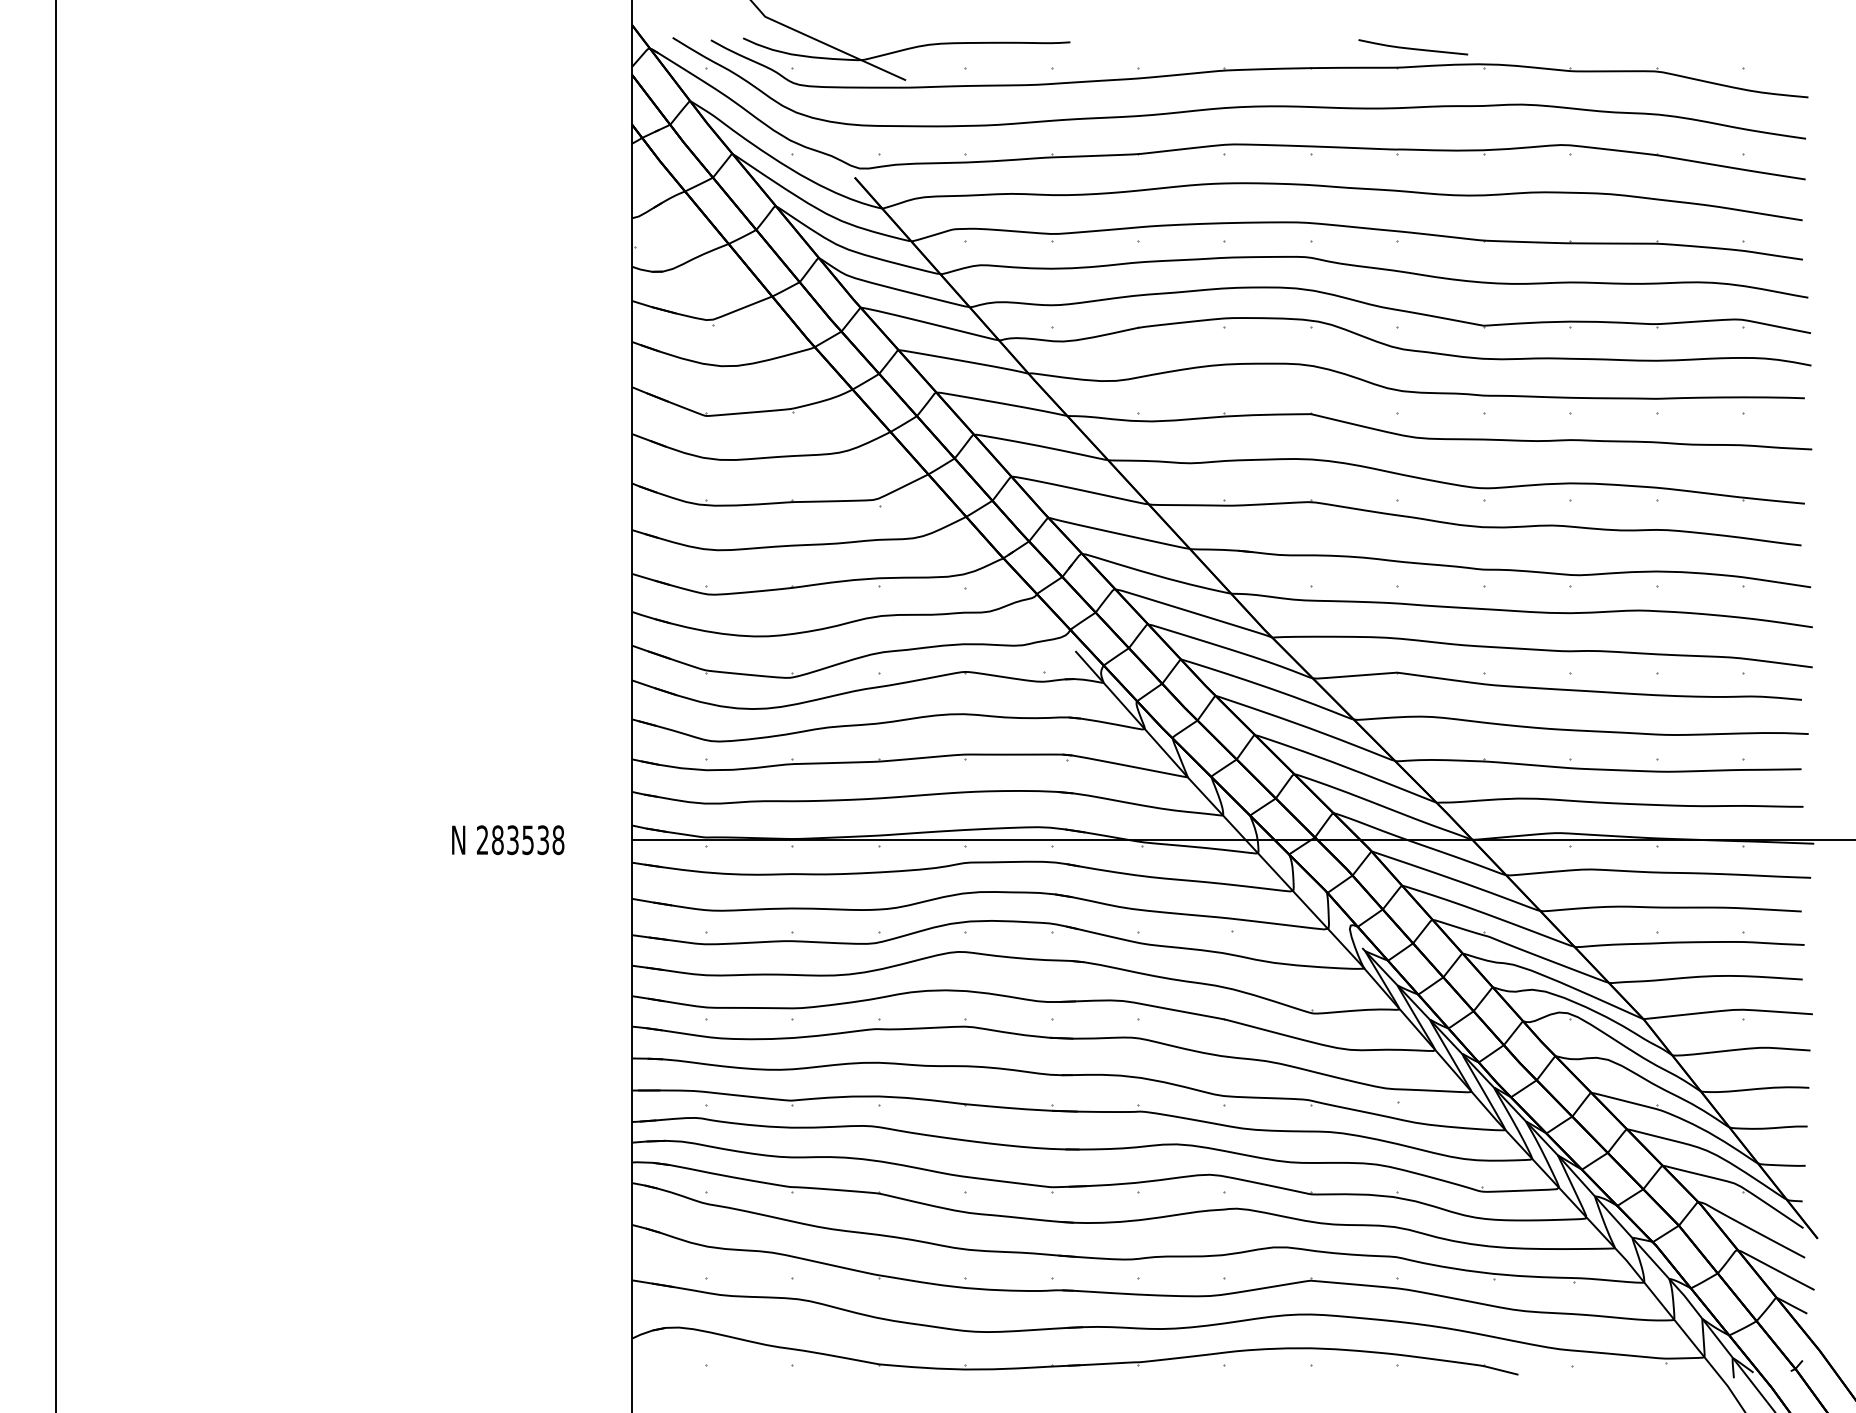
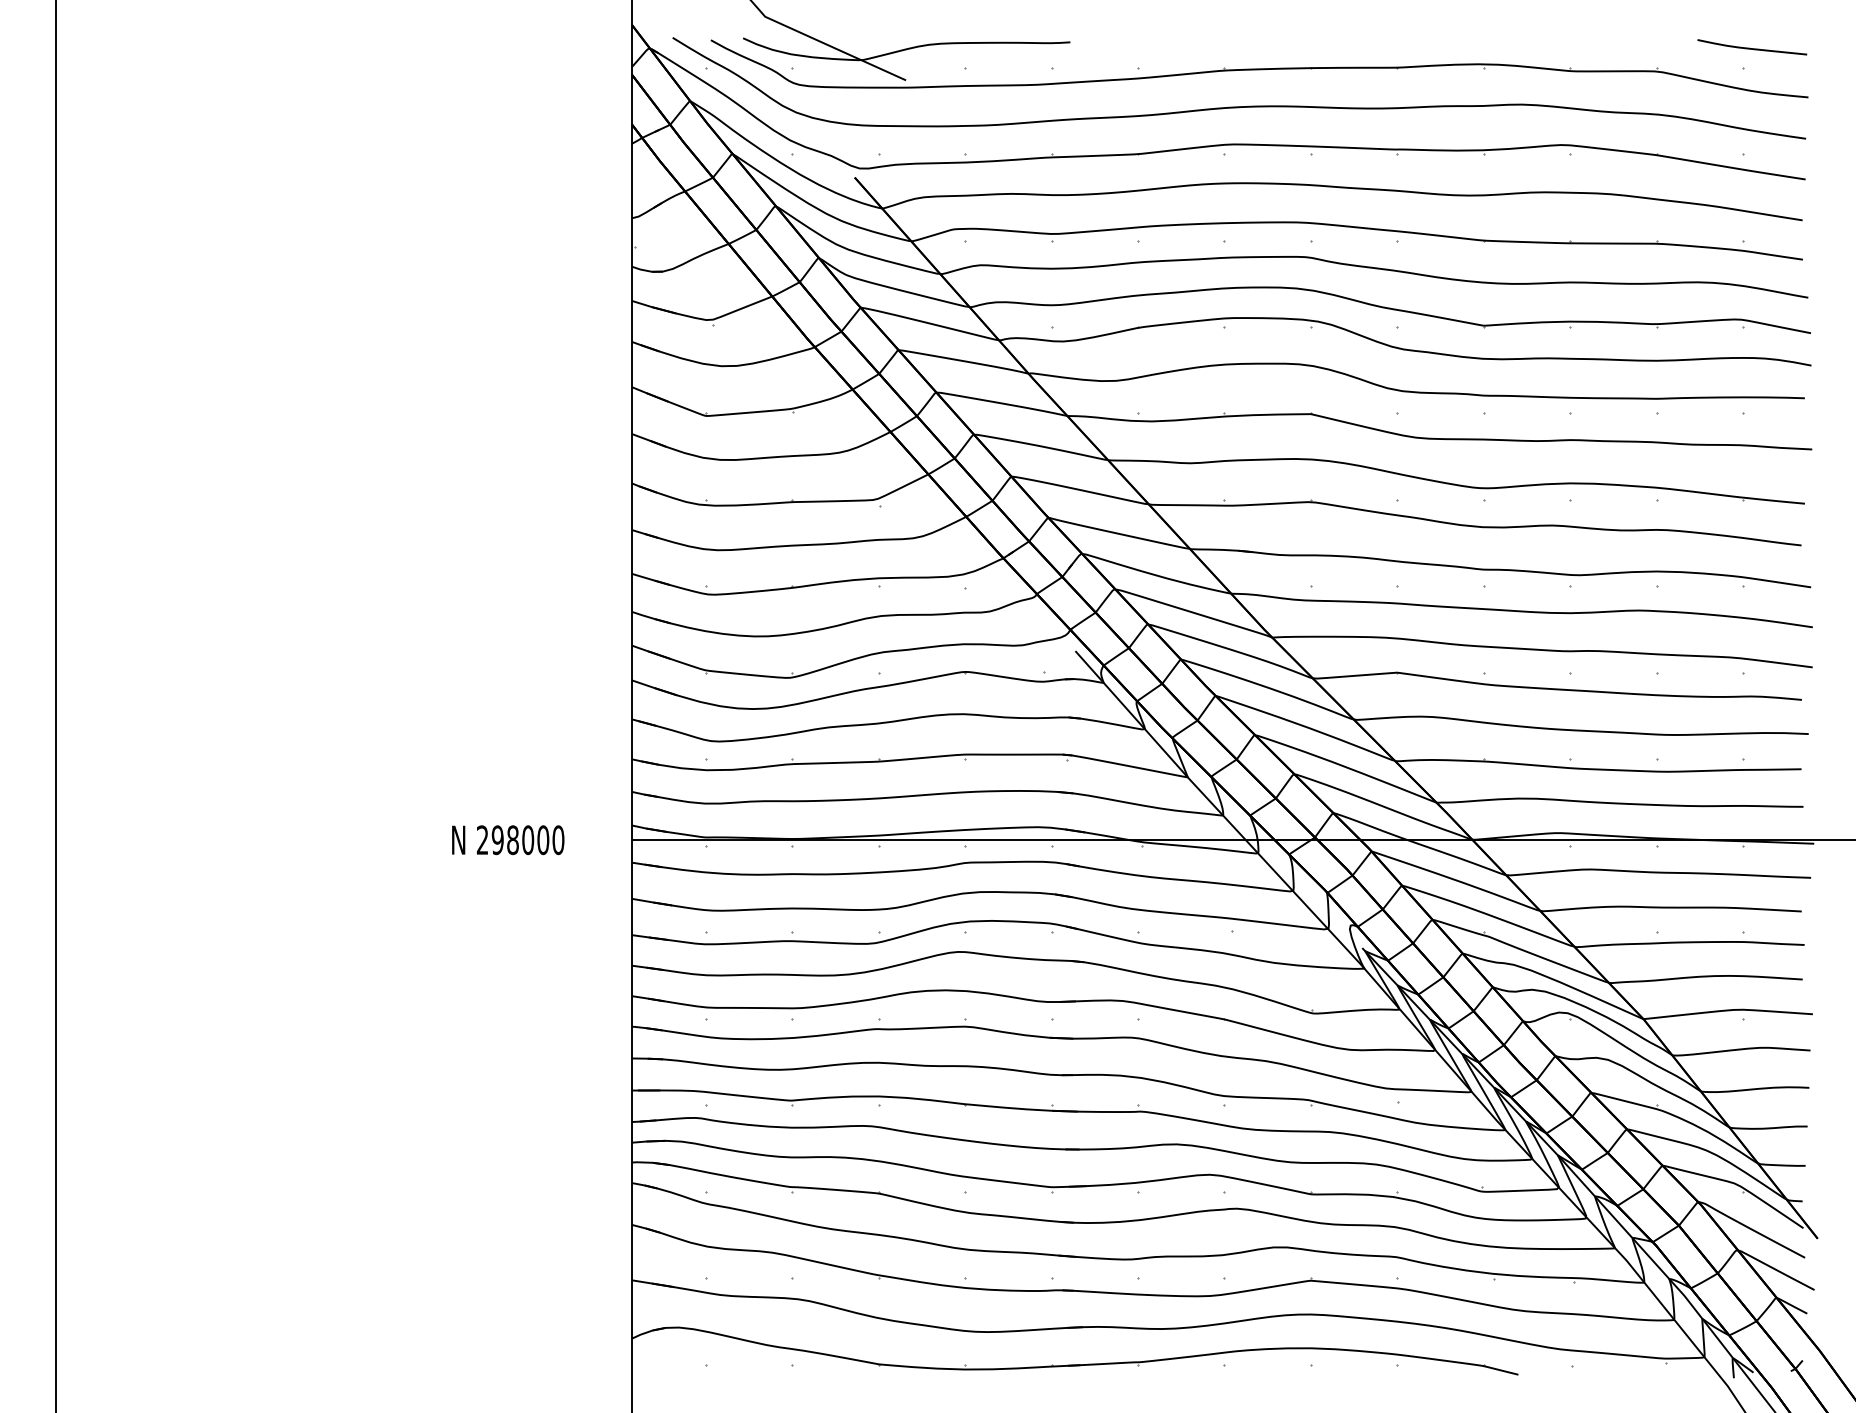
curve position: (1413, 48) -> (1752, 48) (1752, 48)
text: 283538 -> 298000 (527, 840)
